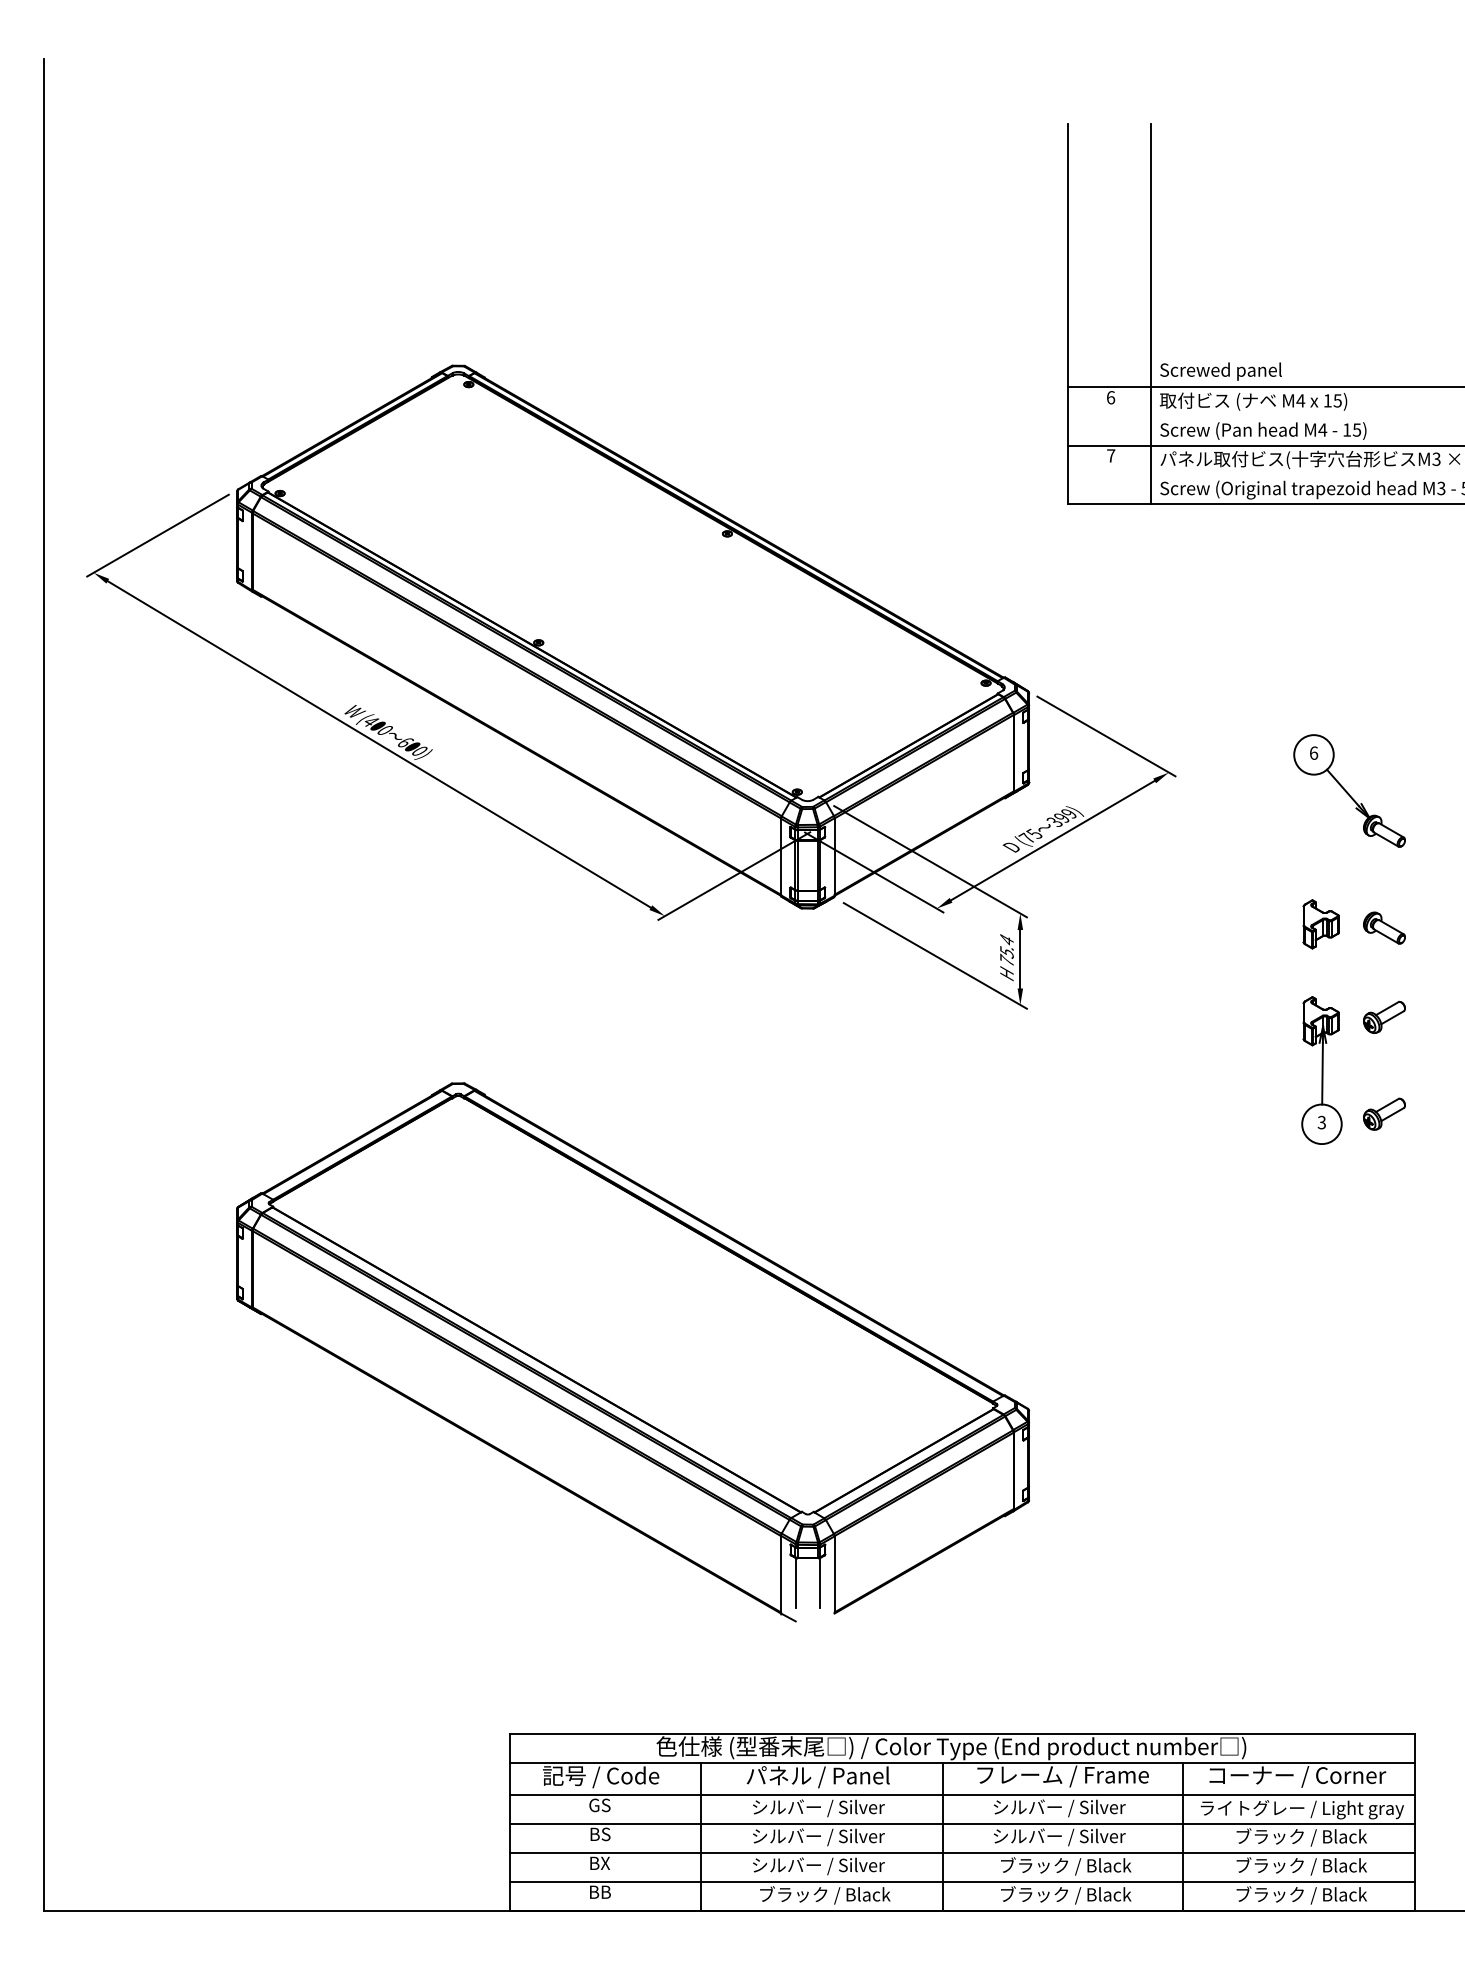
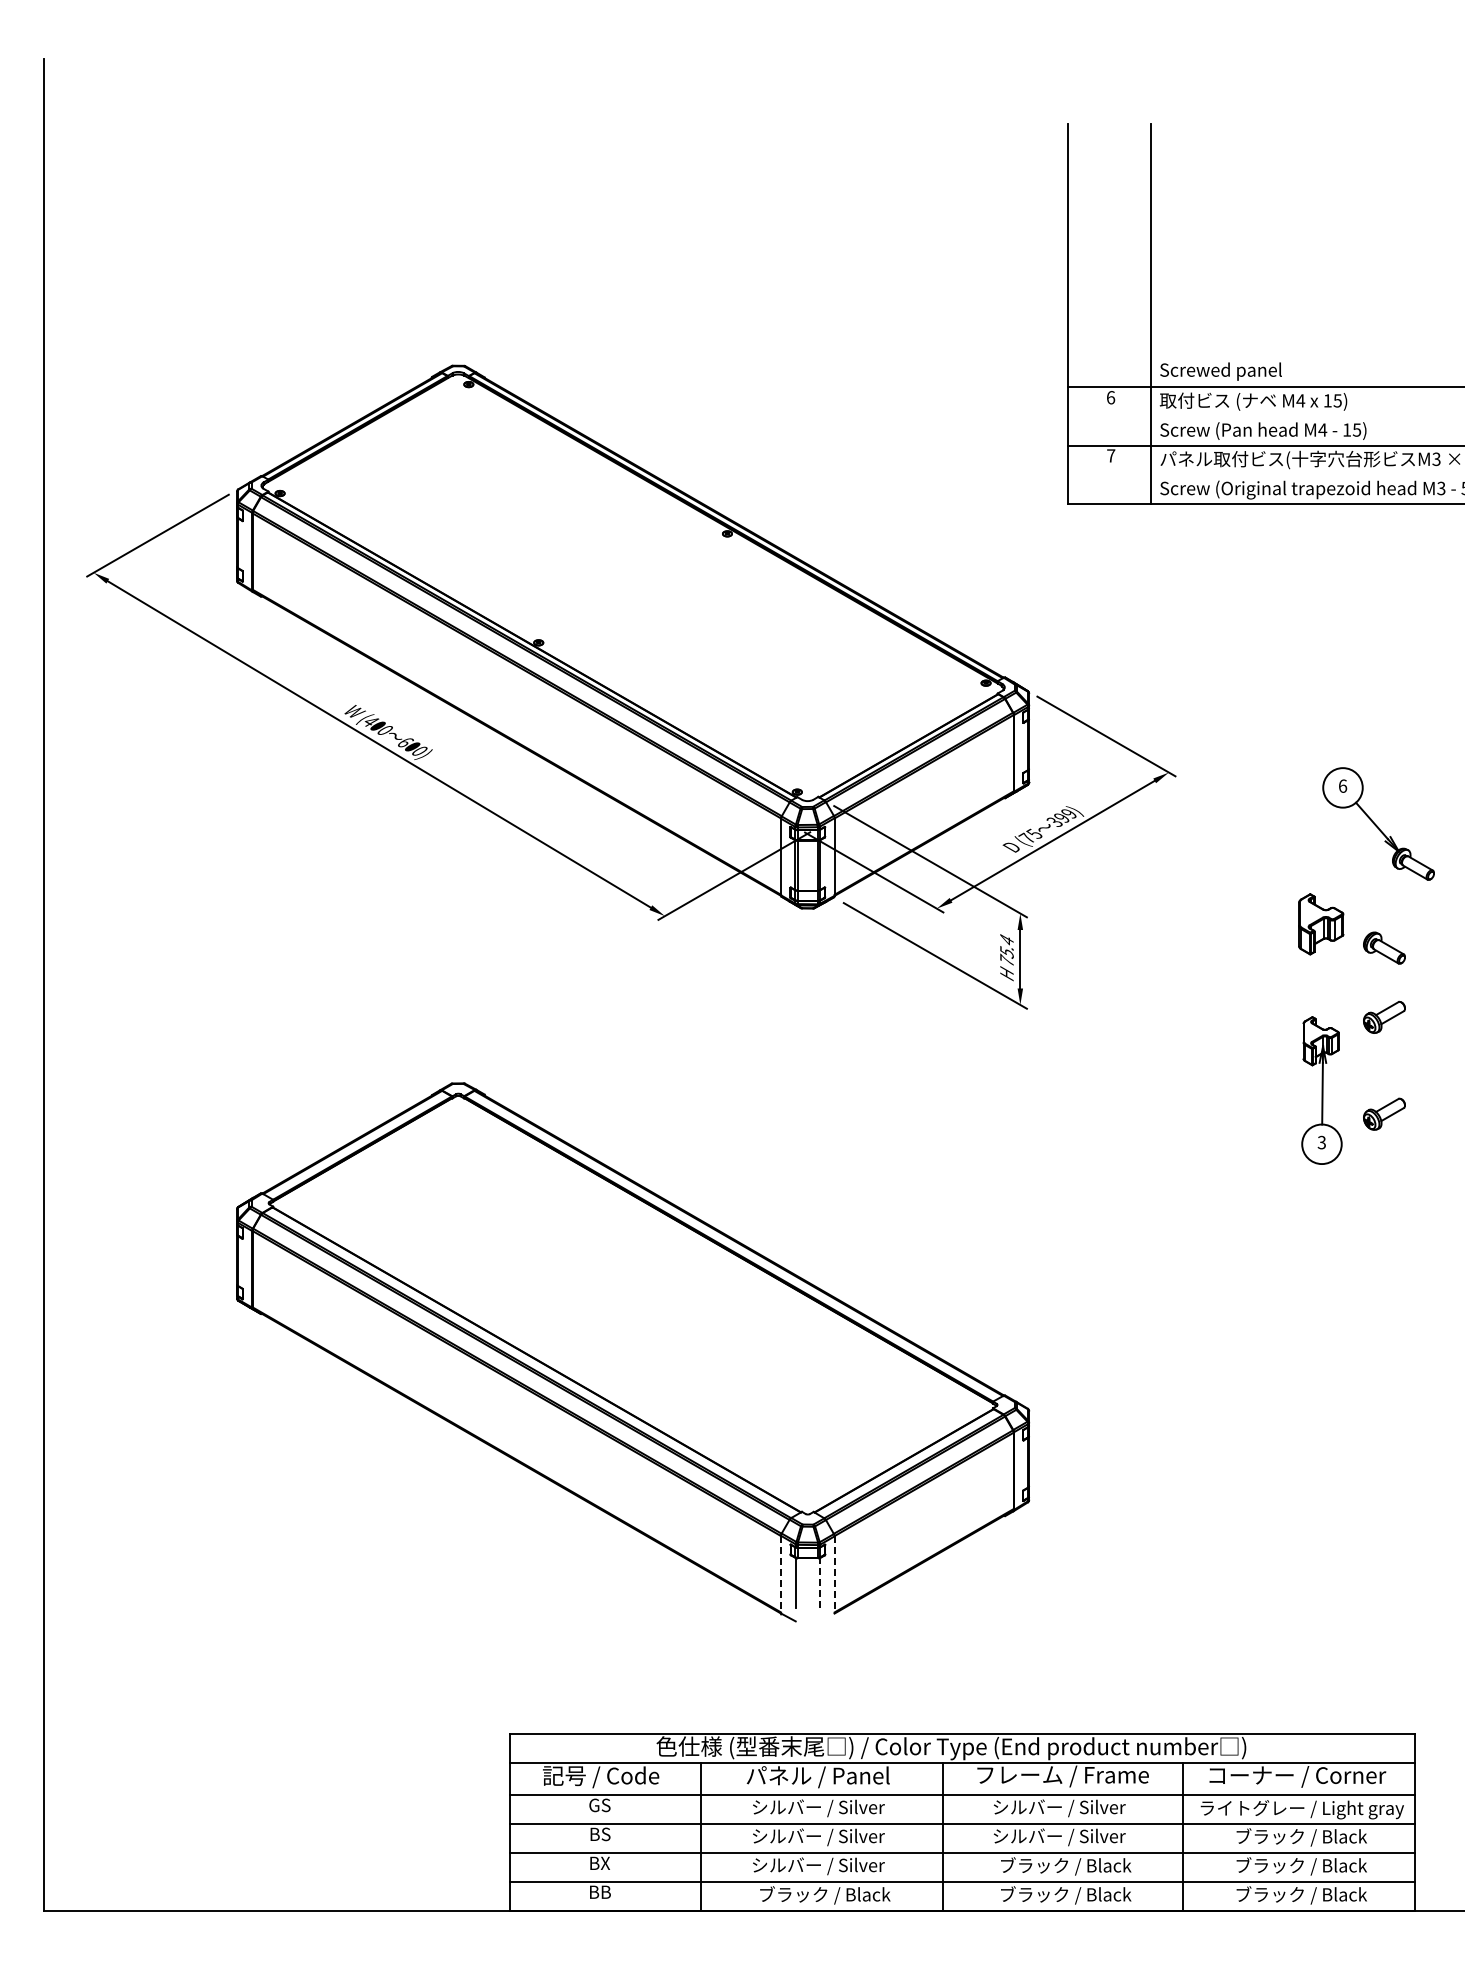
part position: (1349, 790) -> (1378, 823) (1378, 823)
part size: 38x51 px -> 47x63 px (1321, 924)
part position: (1384, 927) -> (1384, 947) (1384, 947)
part position: (1321, 1070) -> (1321, 1090) (1321, 1090)
line: solid -> dashed (781, 1574)
line: solid -> dashed (834, 1575)
line: solid -> dashed (820, 1582)
